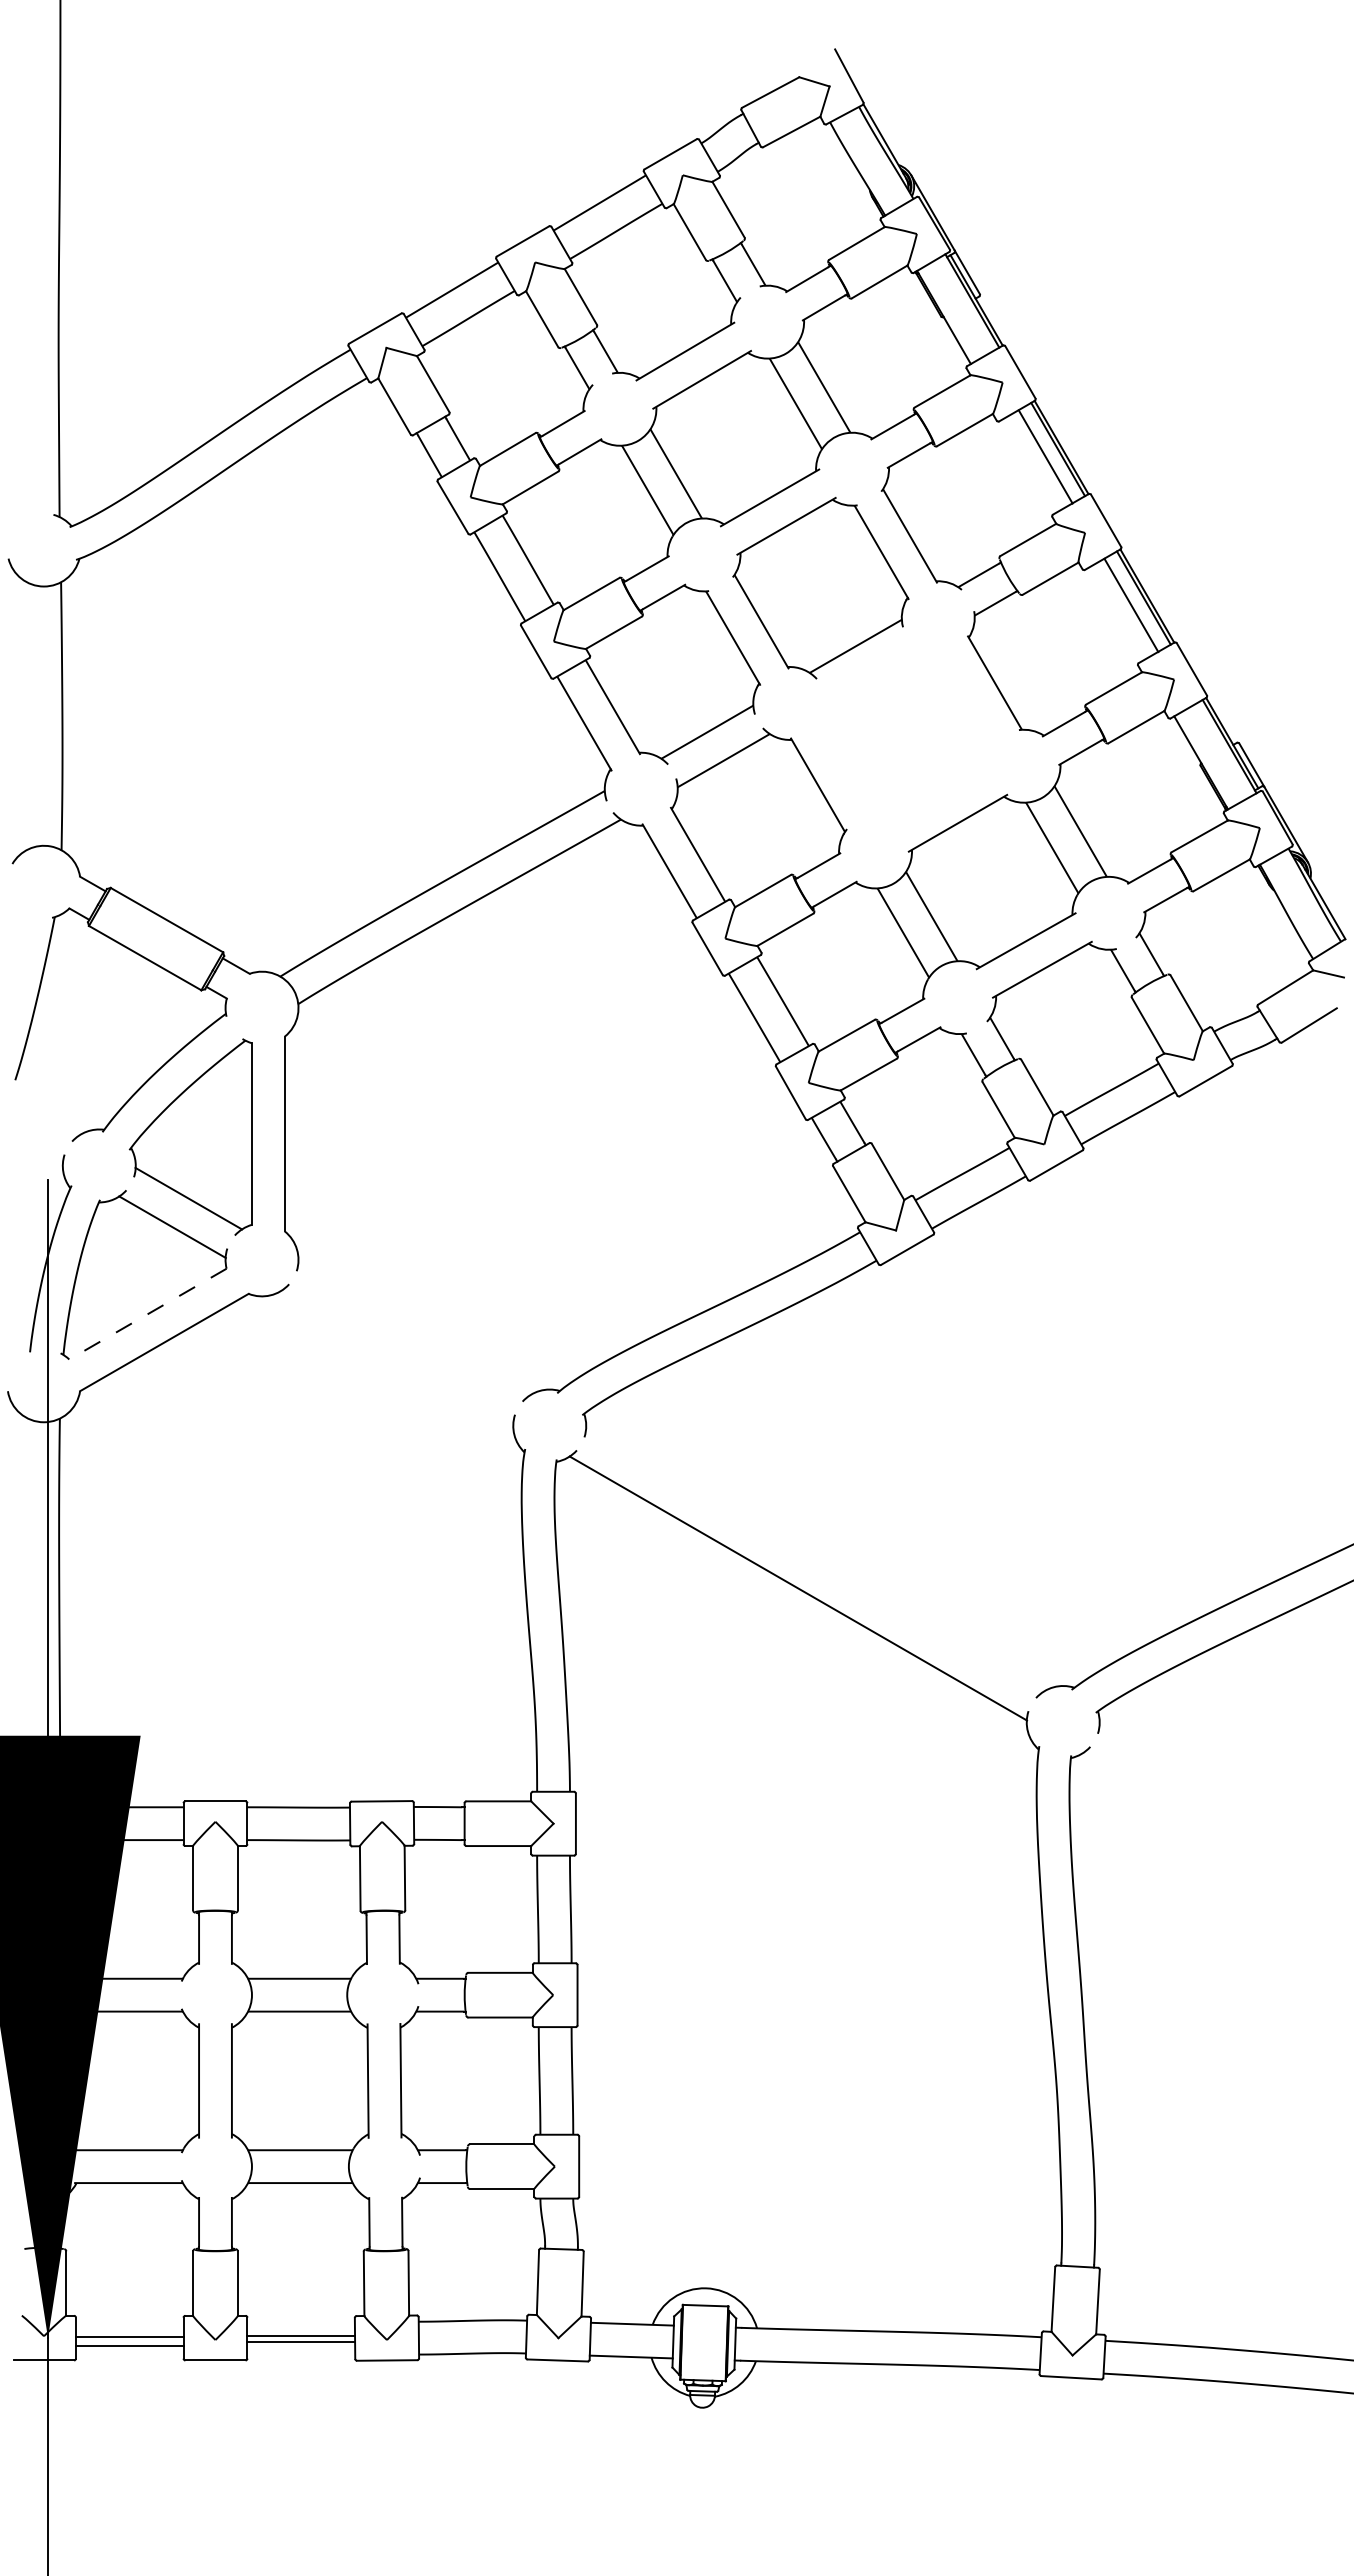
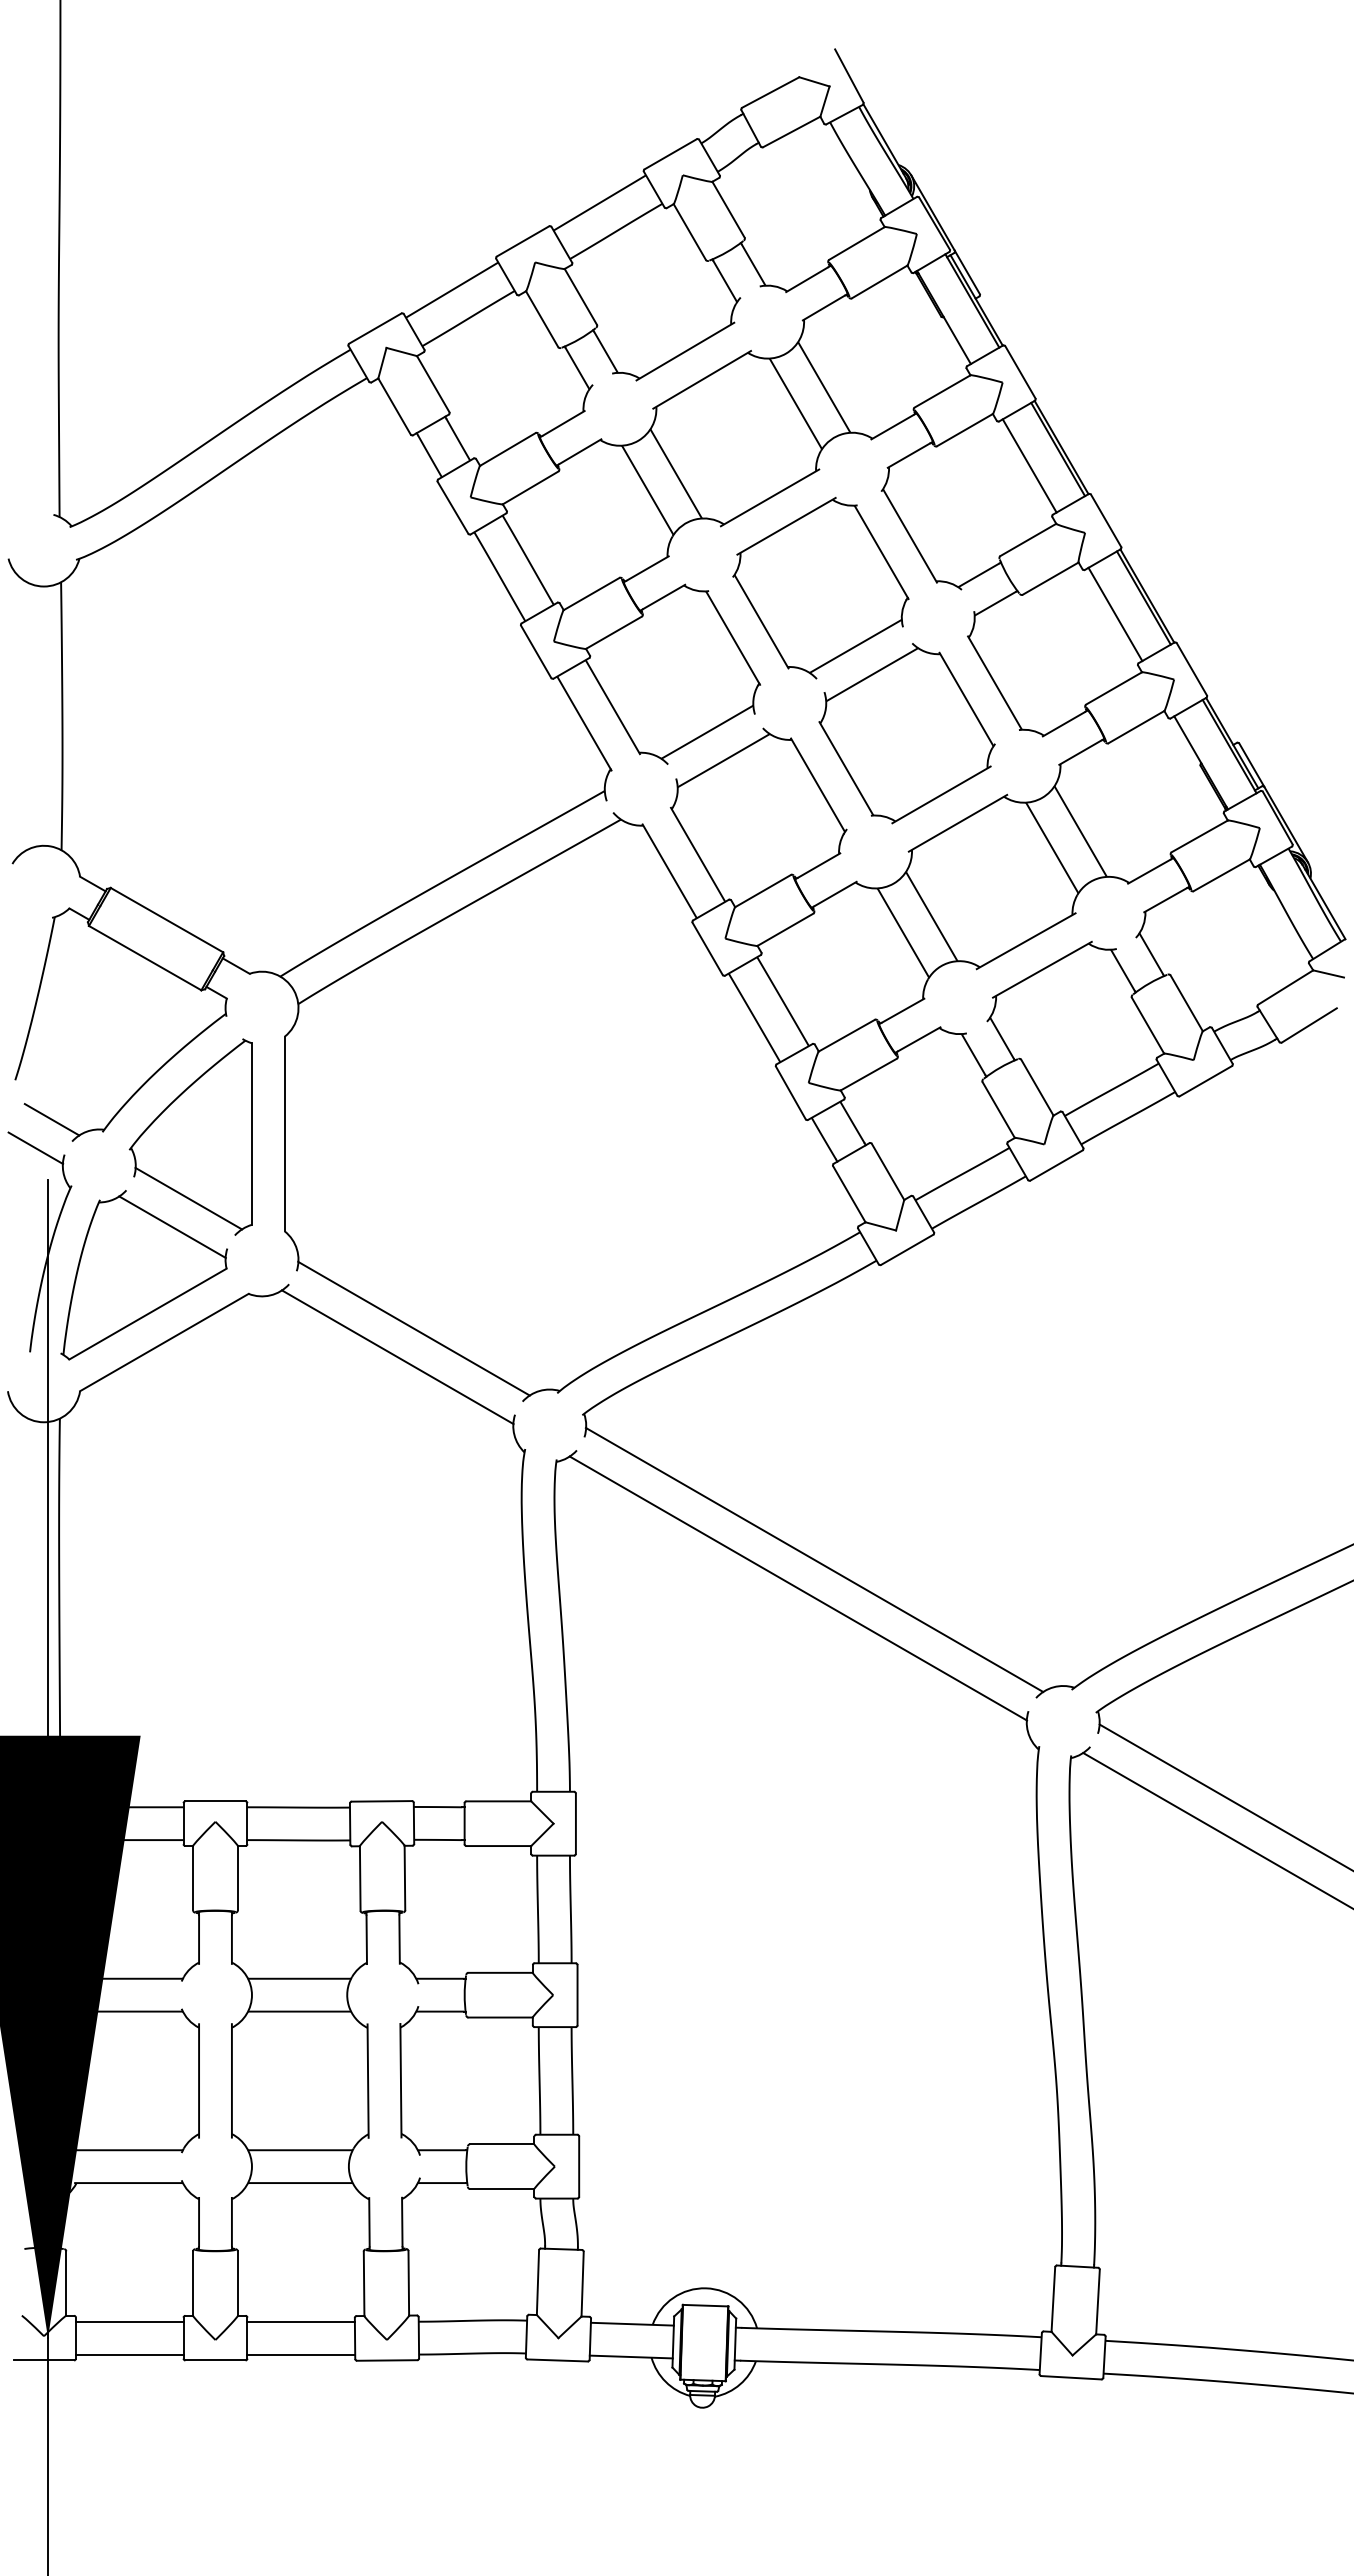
line position: (1045, 456) -> (1029, 465) (1029, 465)
line position: (1131, 605) -> (1115, 614) (1115, 614)
part: none -> present (906, 733)
line: none -> present (51, 1119)
line: none -> present (35, 1148)
line: dashed -> solid (147, 1314)
line: none -> present (413, 1328)
line: none -> present (397, 1357)
line: none -> present (814, 1559)
line: none -> present (1224, 1796)
line: none -> present (1216, 1829)
line position: (301, 2335) -> (301, 2354) (301, 2354)
line position: (129, 2336) -> (129, 2354) (129, 2354)
line position: (300, 2341) -> (300, 2321) (300, 2321)
line position: (129, 2345) -> (129, 2321) (129, 2321)
